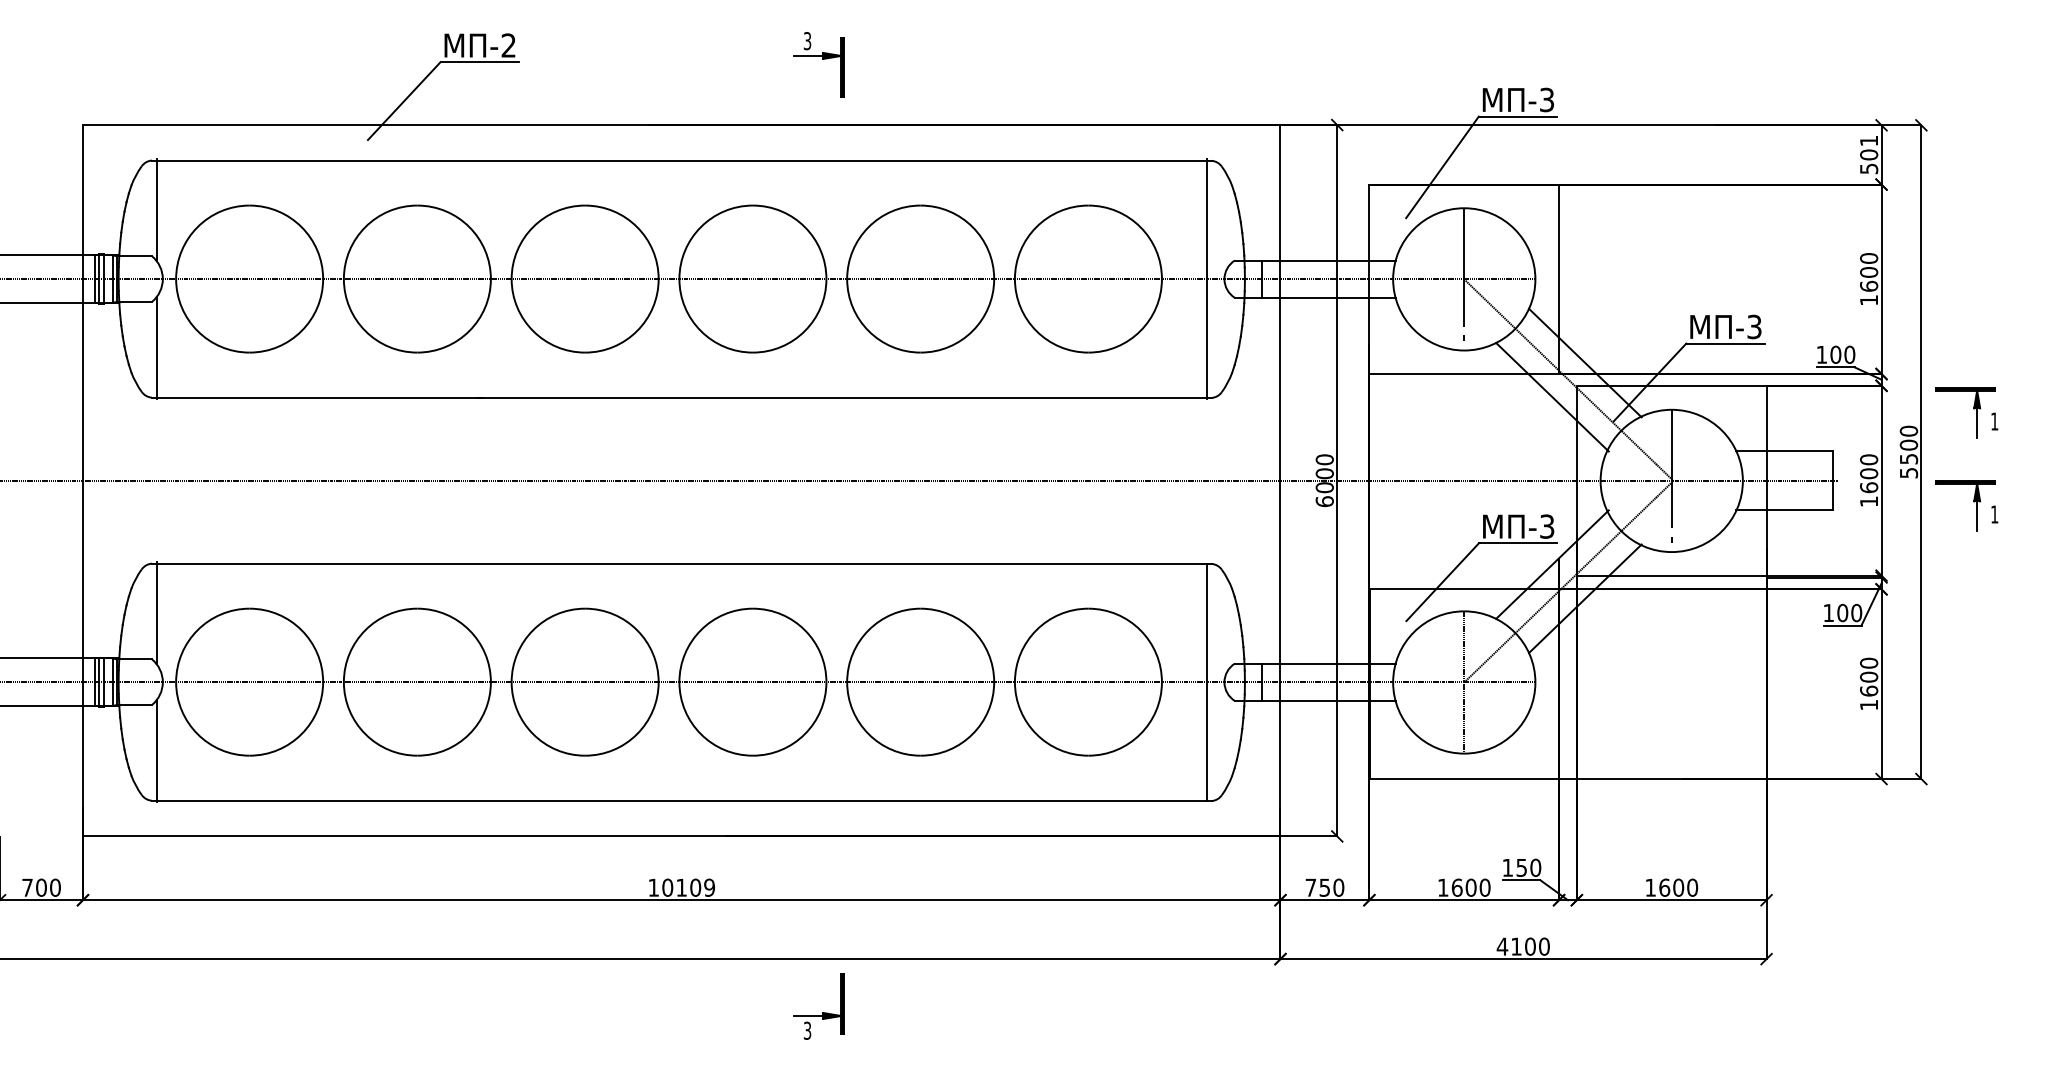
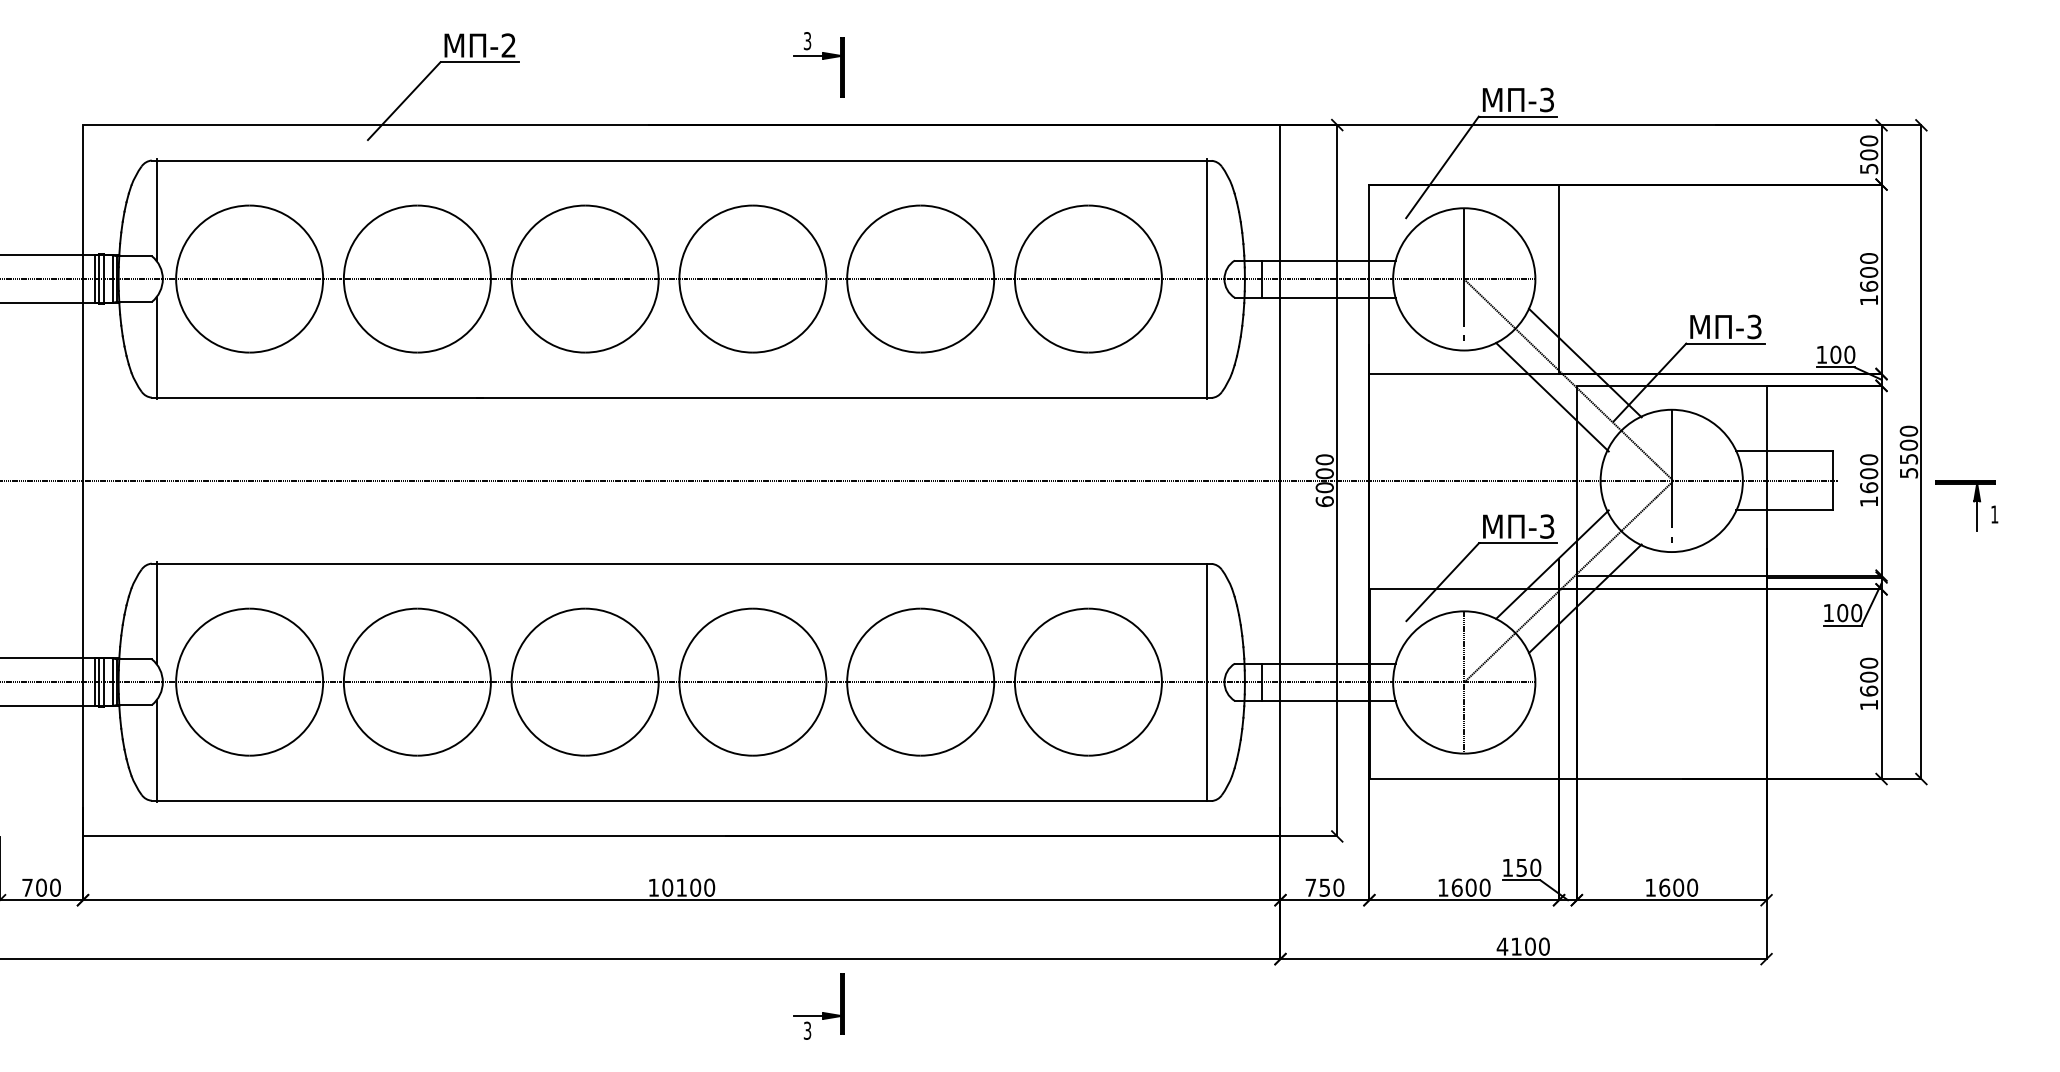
text: 501 -> 500 (1869, 140)
part: present -> none (1973, 409)
text: 10109 -> 10100 (709, 887)
